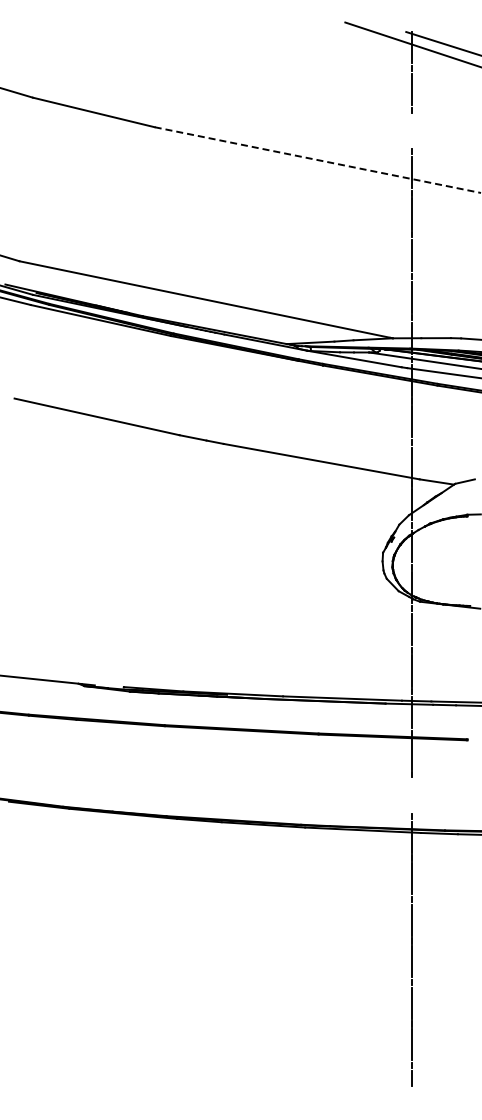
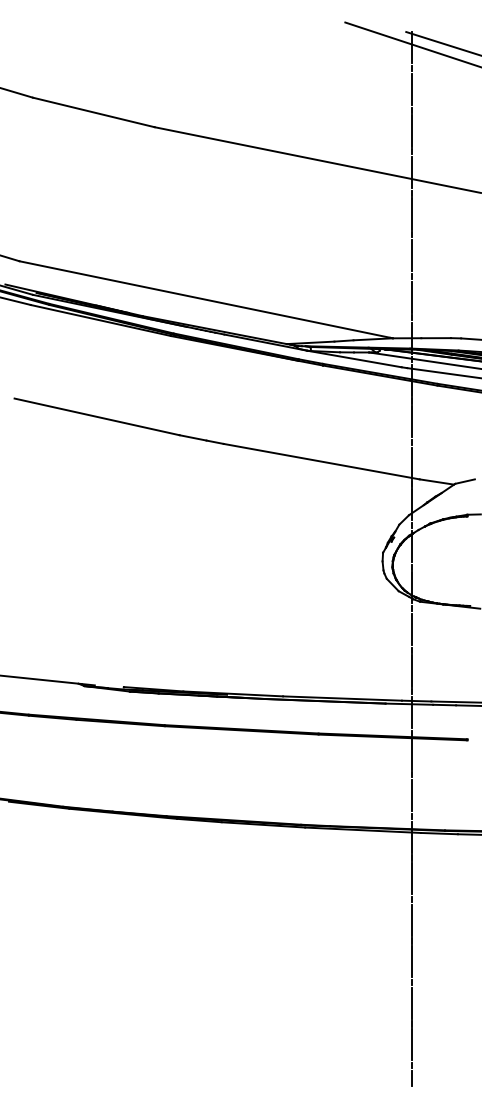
line: none -> present (411, 130)
line: dashed -> solid (318, 160)
line: none -> present (411, 795)
